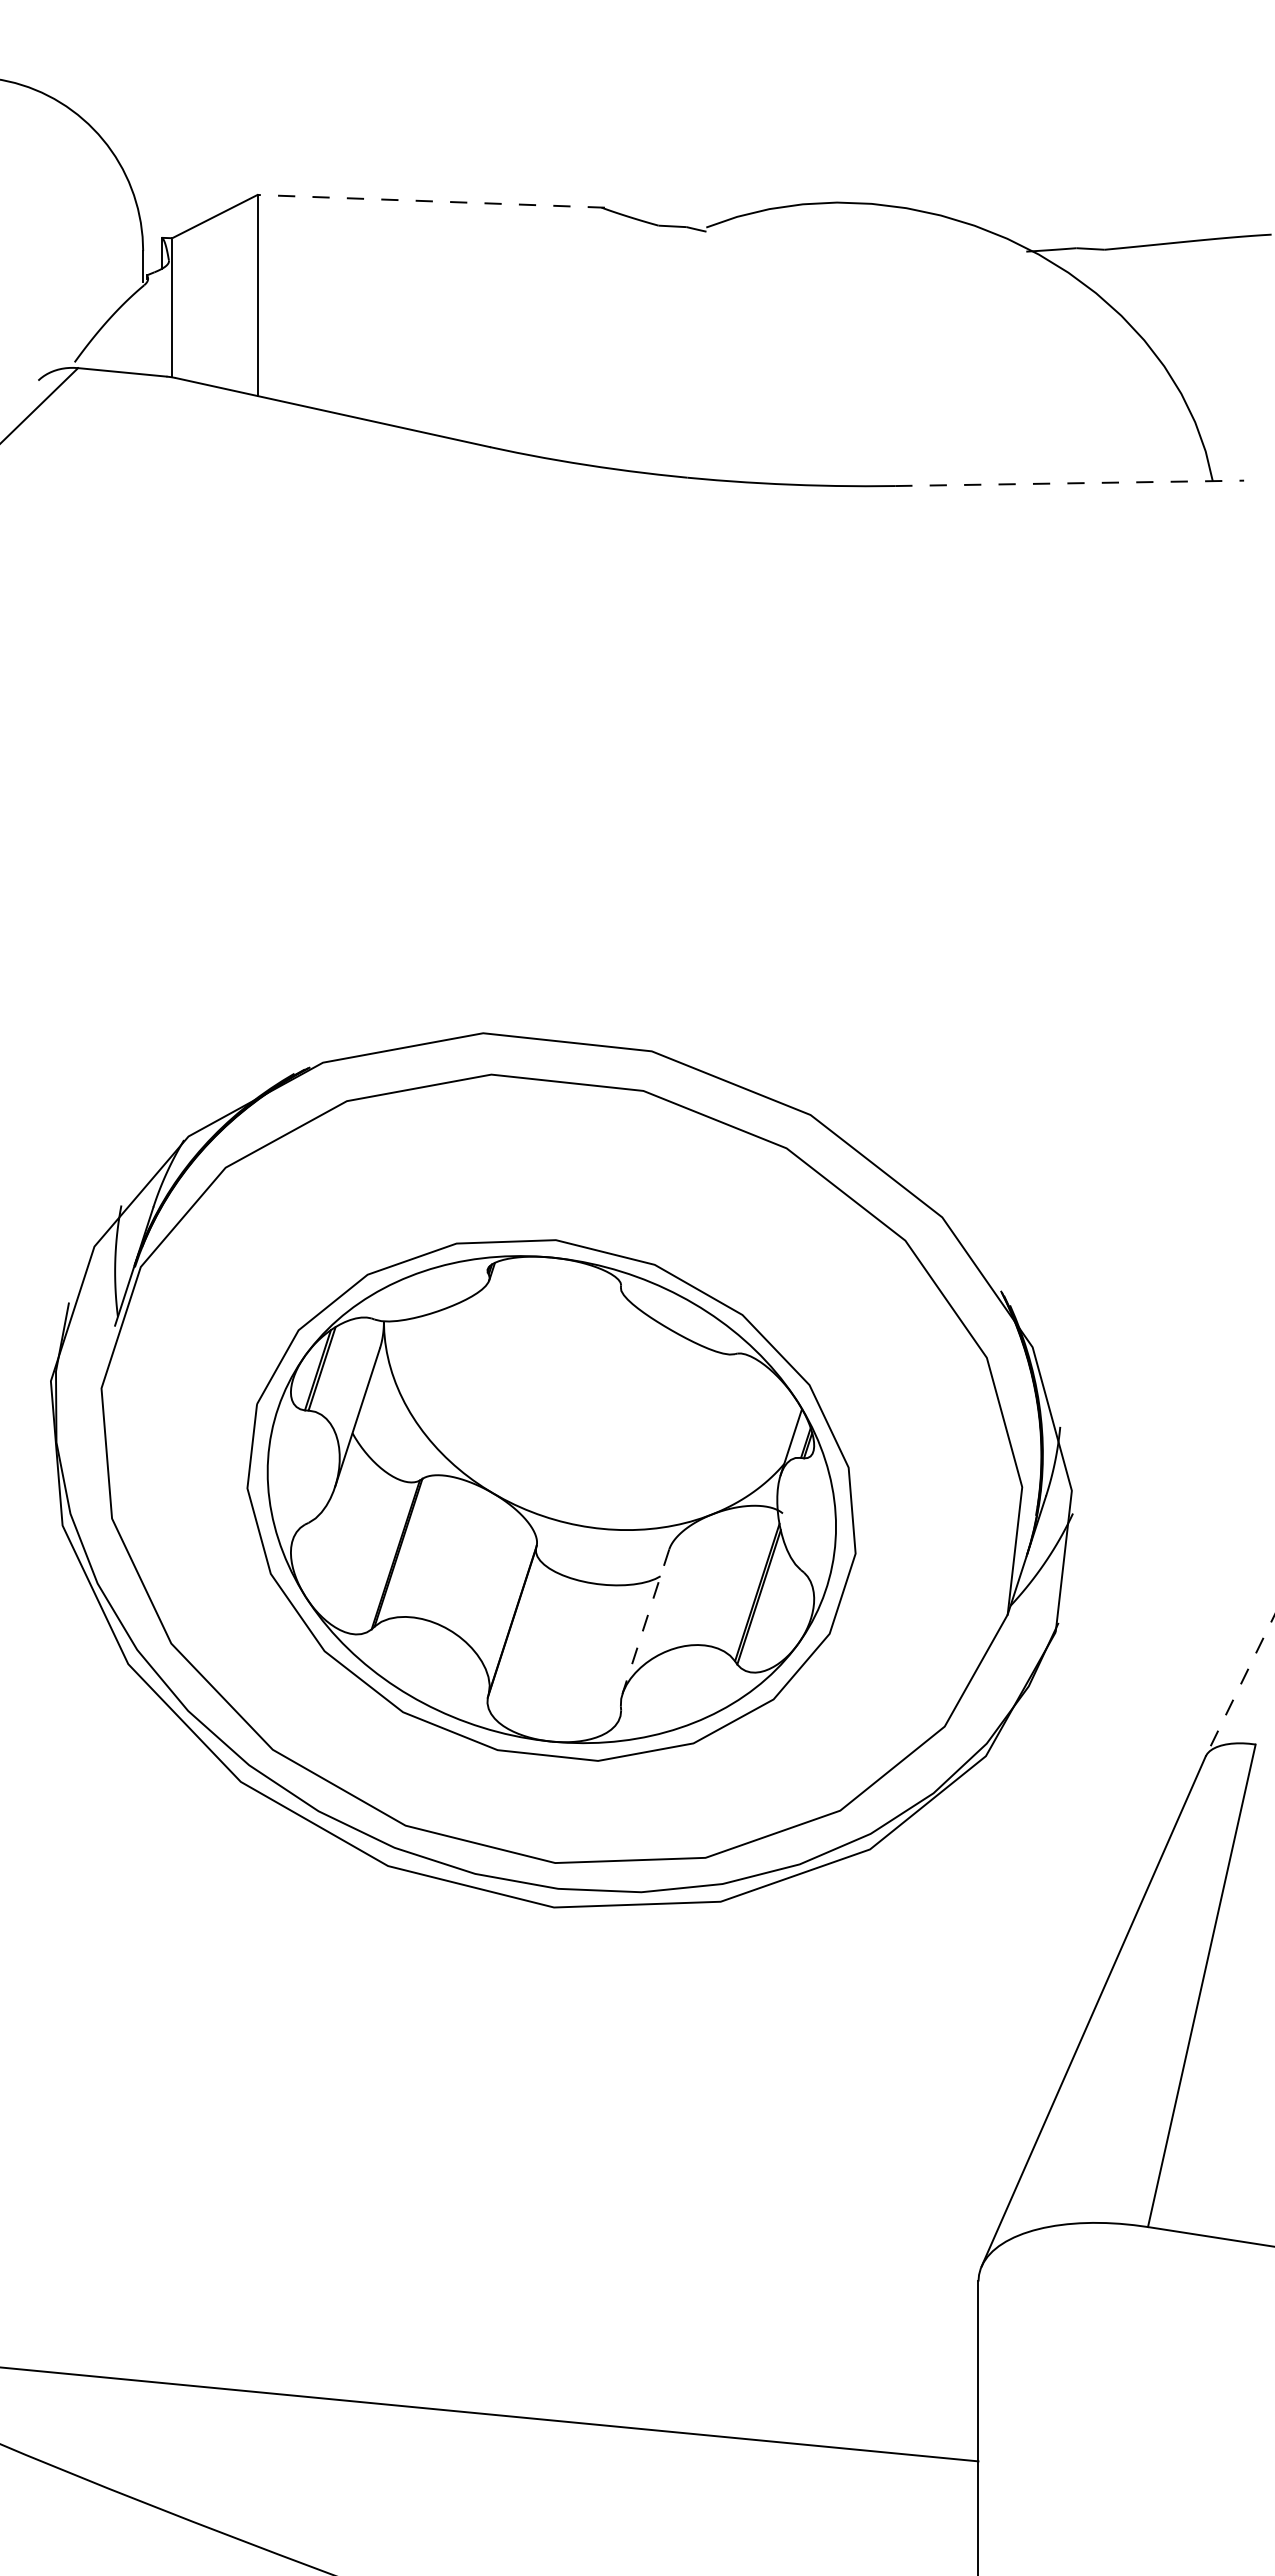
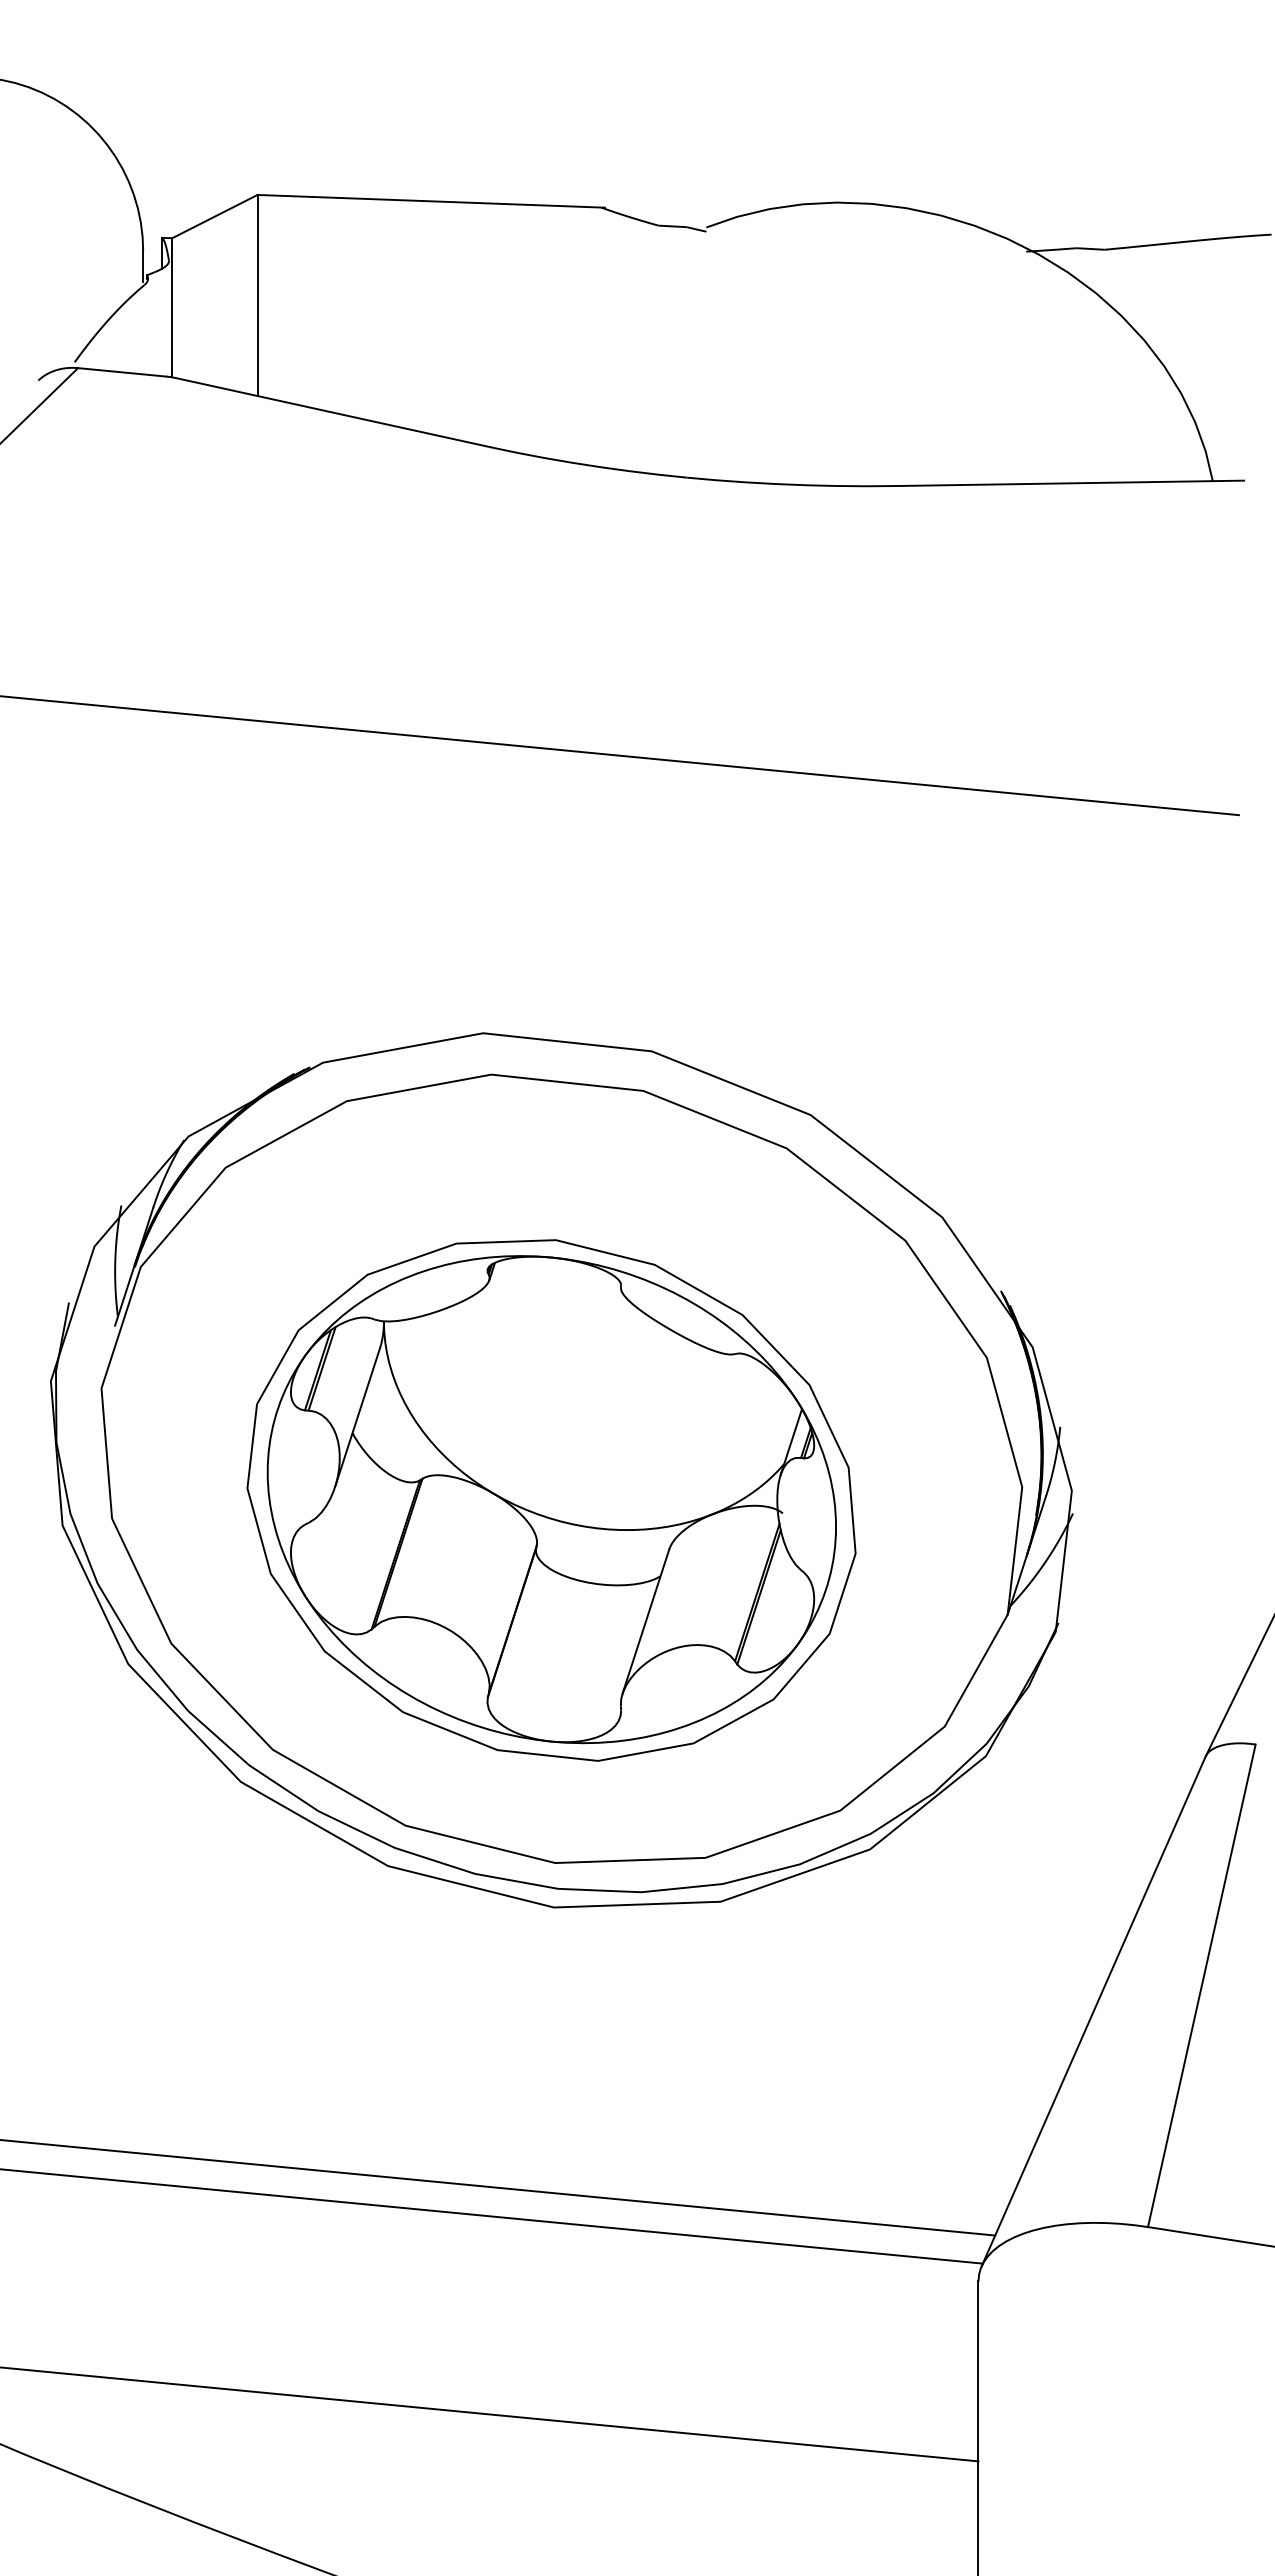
line: dashed -> solid (431, 201)
line: dashed -> solid (1070, 483)
line: none -> present (620, 755)
line: dashed -> solid (645, 1621)
line: dashed -> solid (1240, 1685)
line: none -> present (498, 2187)
line: none -> present (492, 2216)
